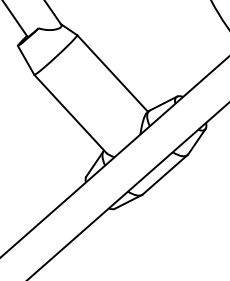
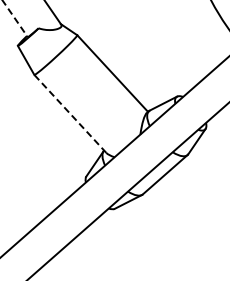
line: solid -> dashed (15, 18)
line: solid -> dashed (70, 113)
